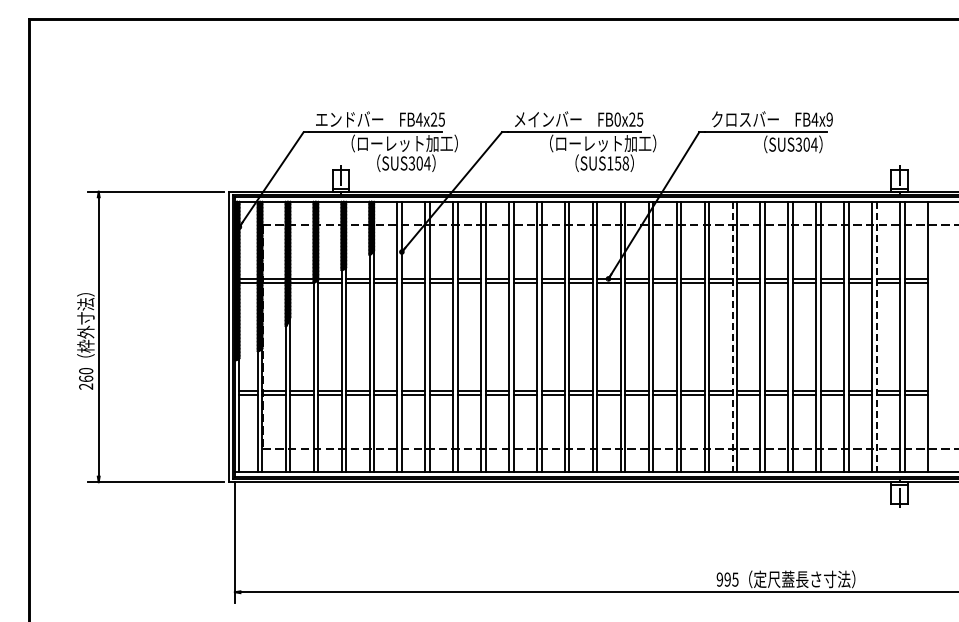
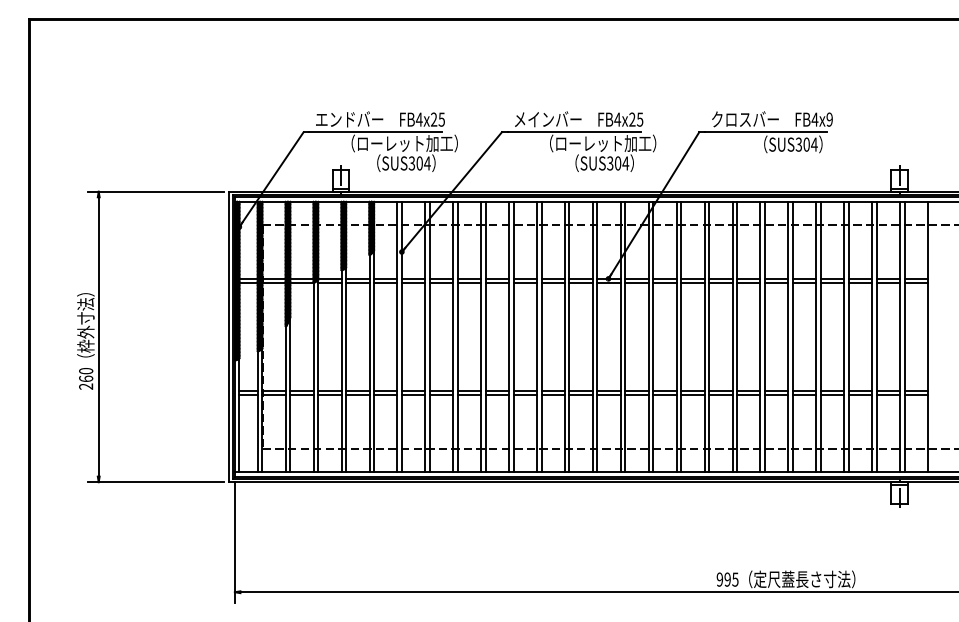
text: FB0x25 -> FB4x25 (617, 119)
text: SUS158 -> SUS304 (618, 163)
line: dashed -> solid (732, 337)
line: dashed -> solid (876, 337)
